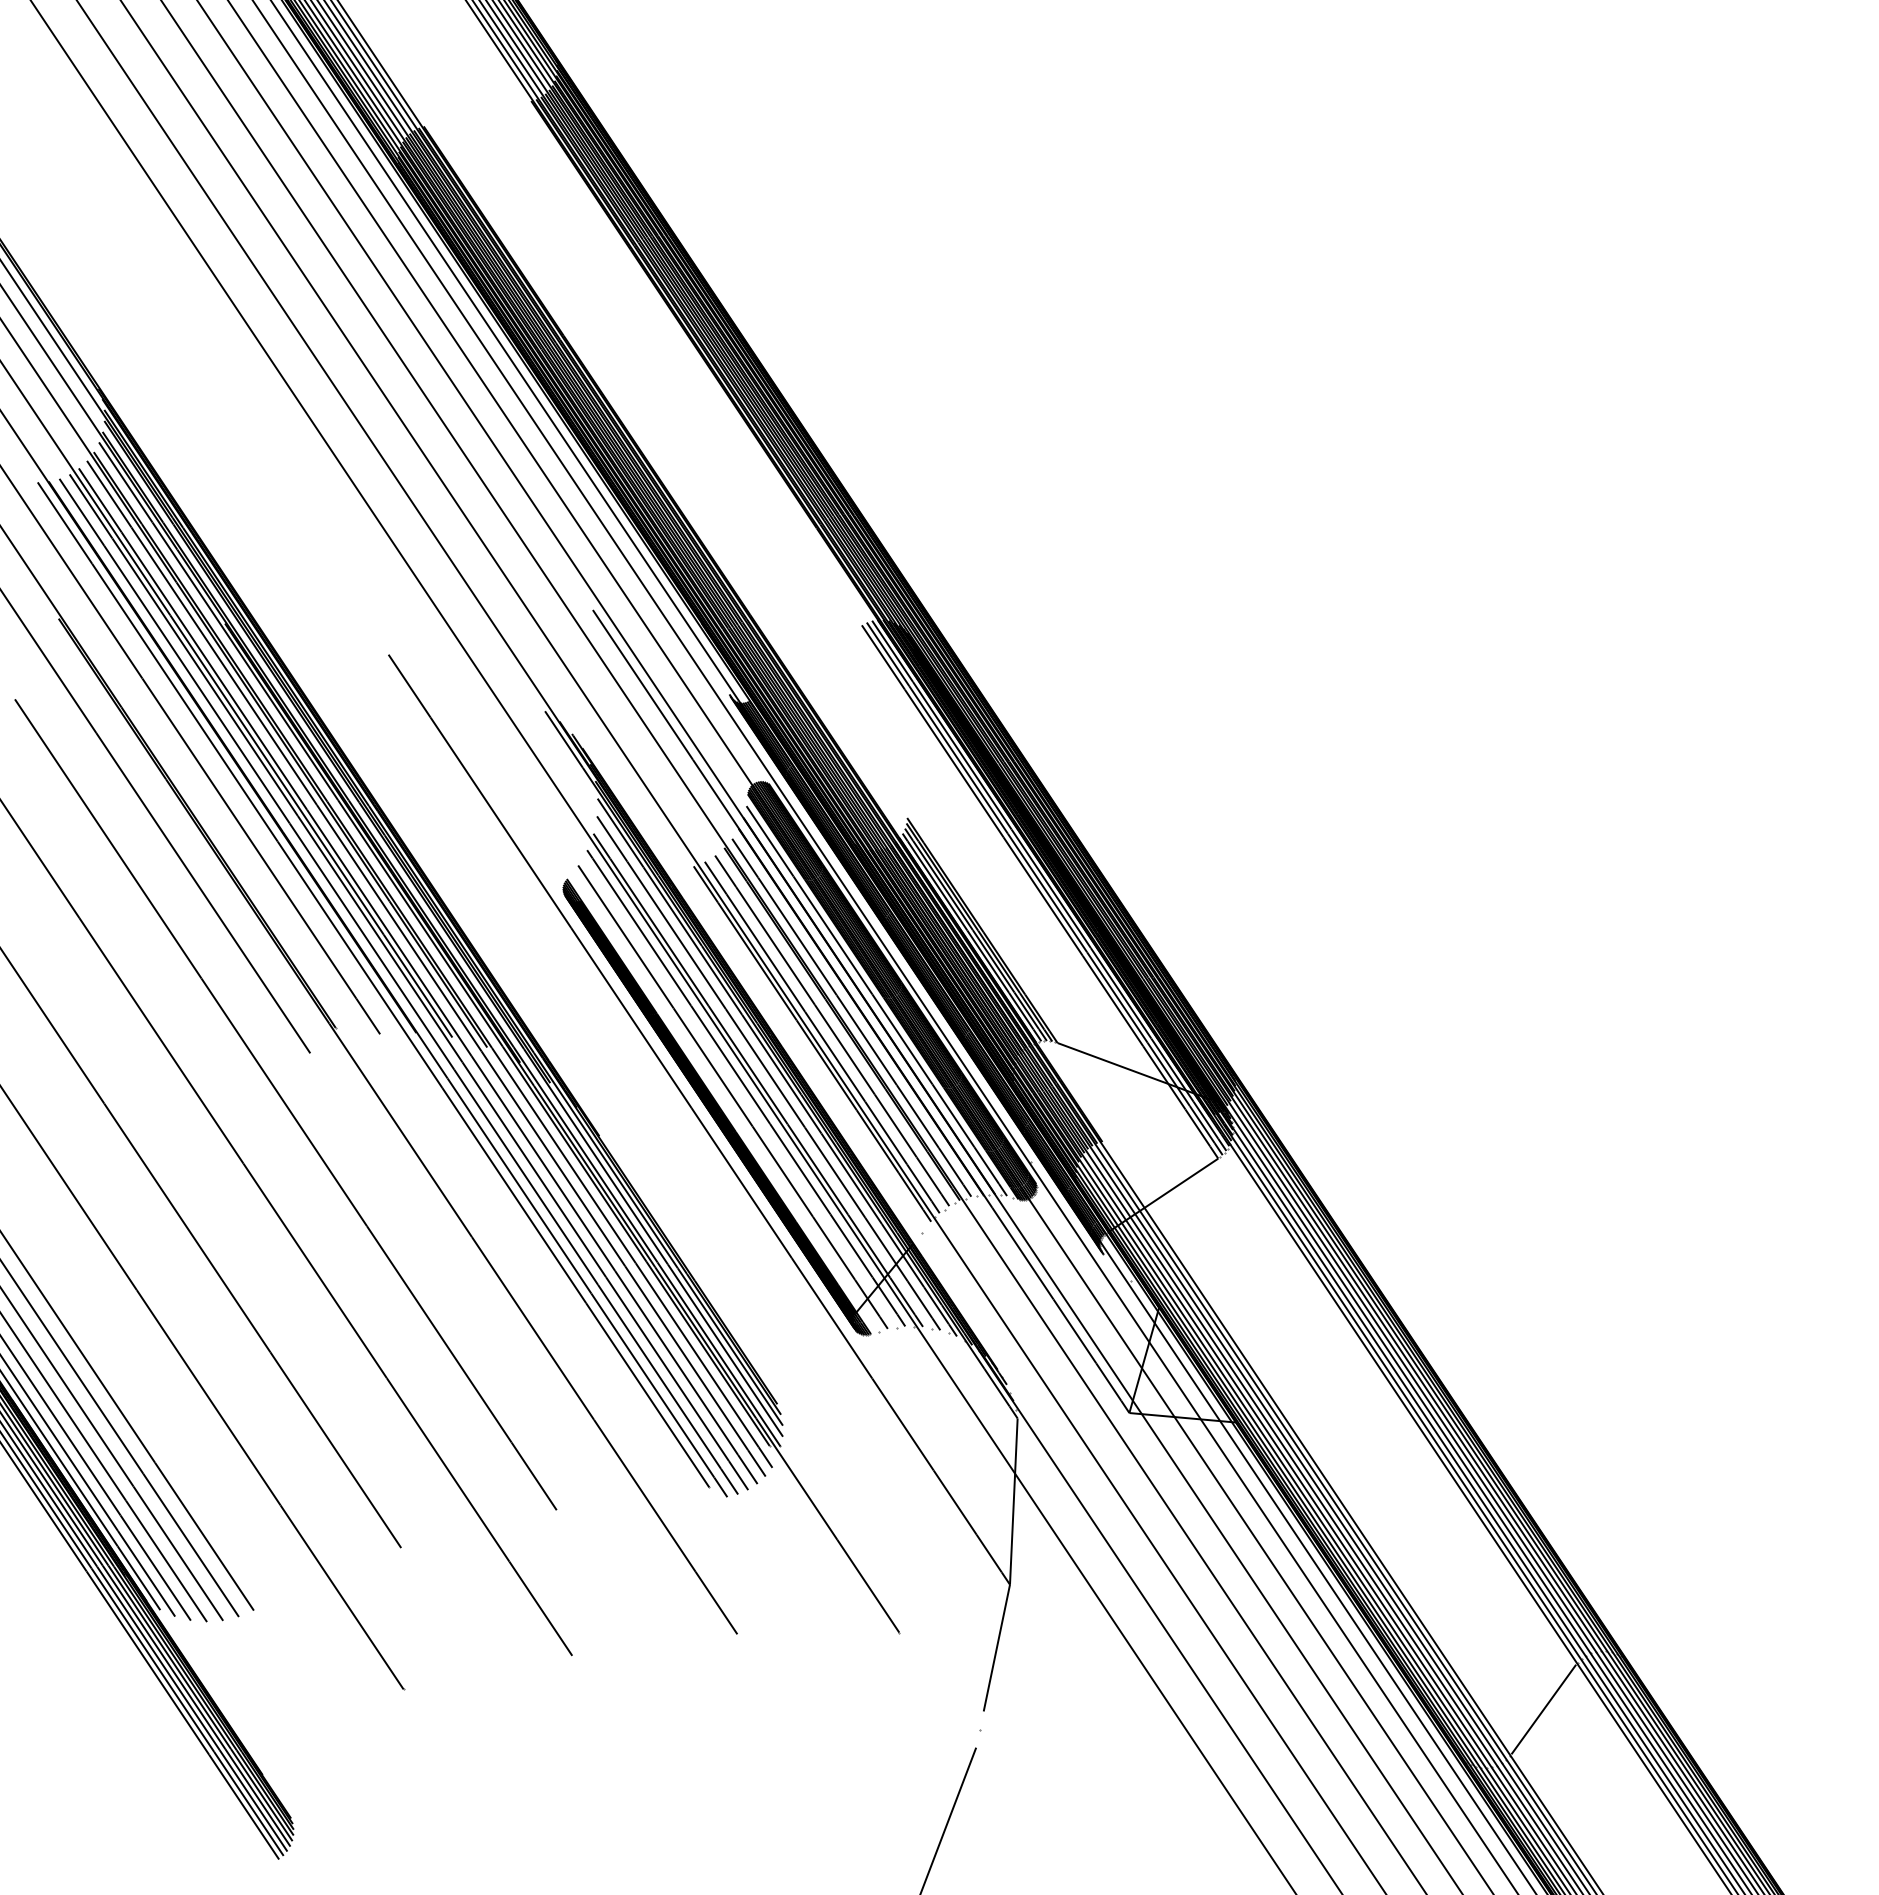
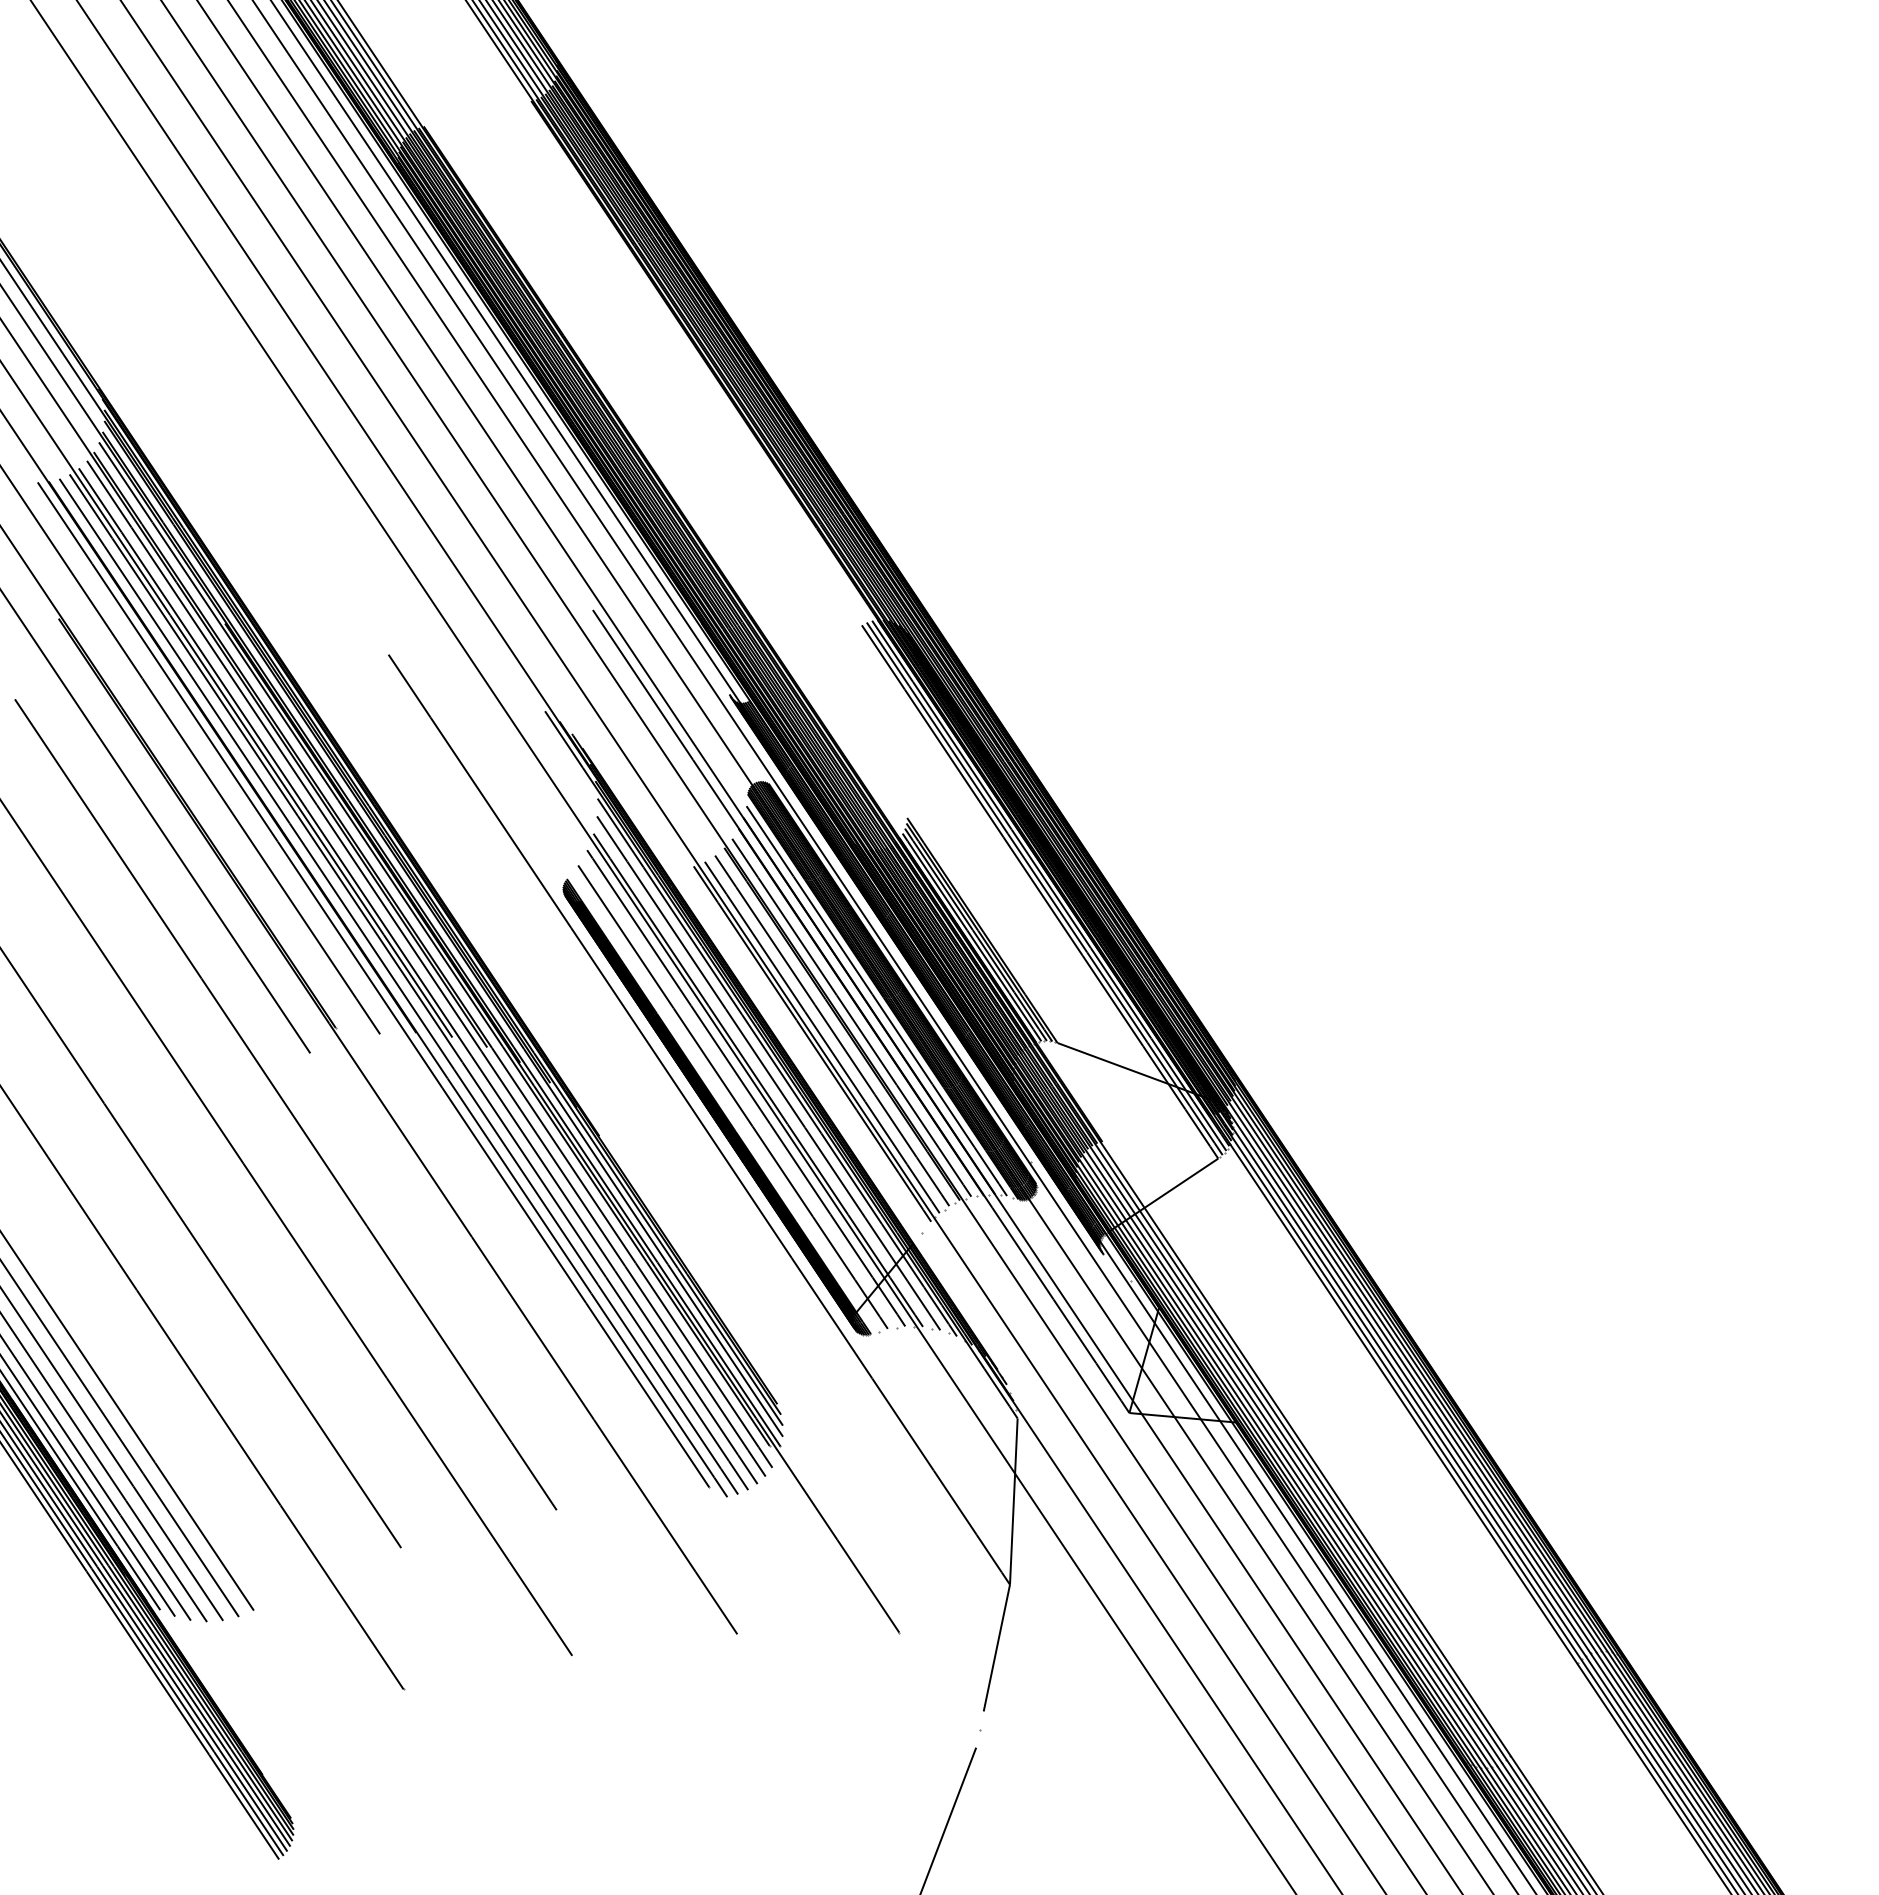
line: present -> none (1543, 1709)
